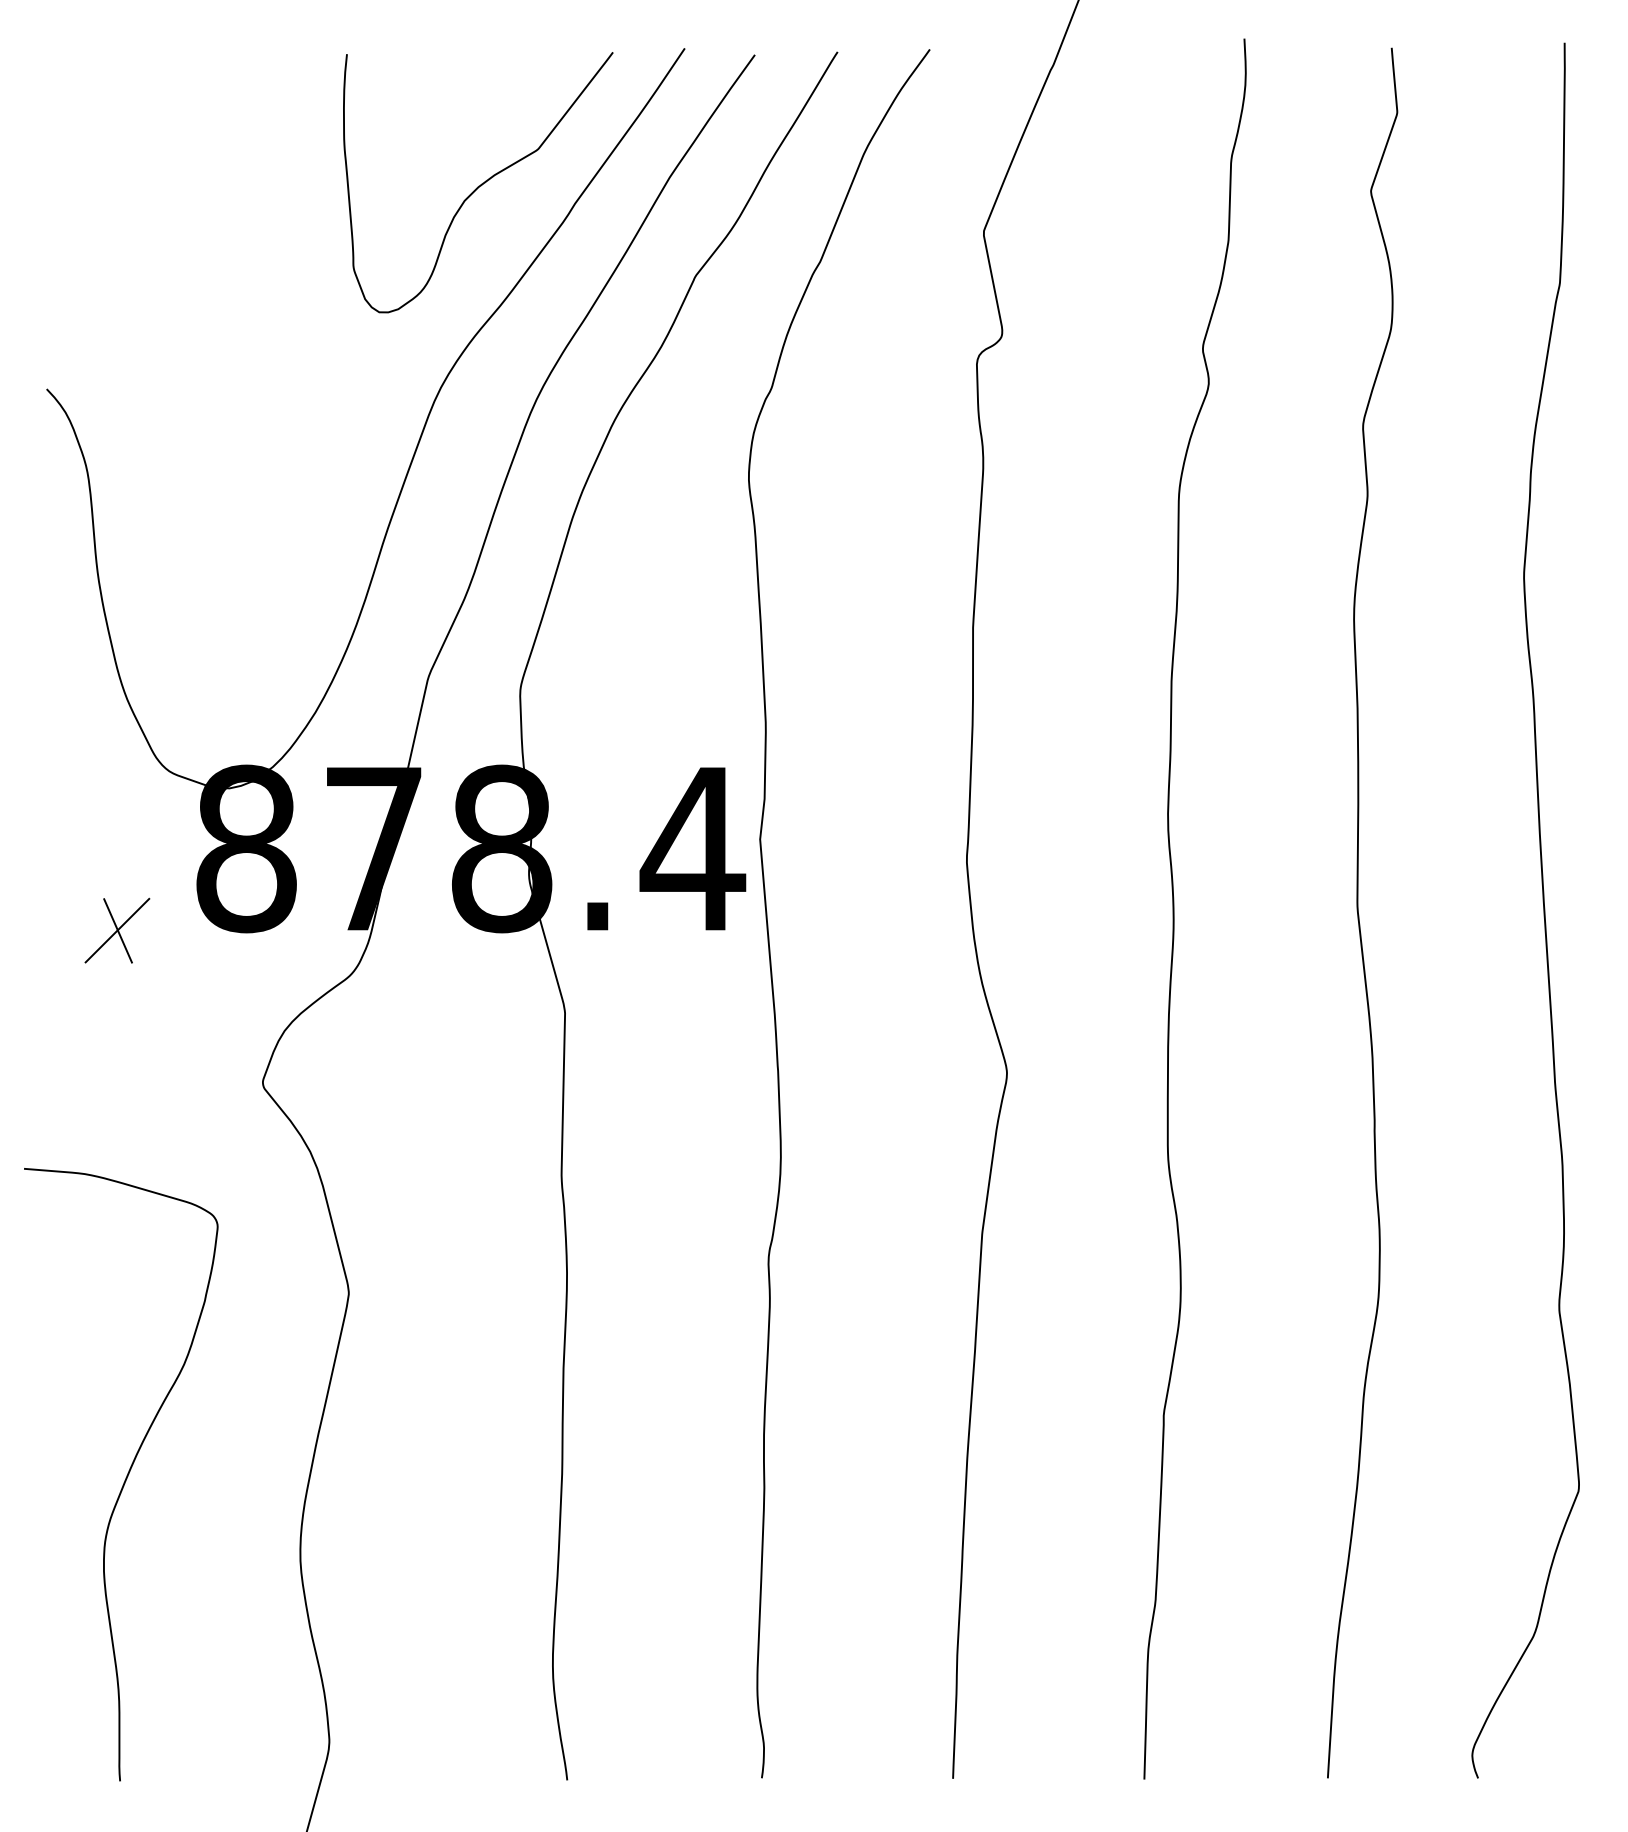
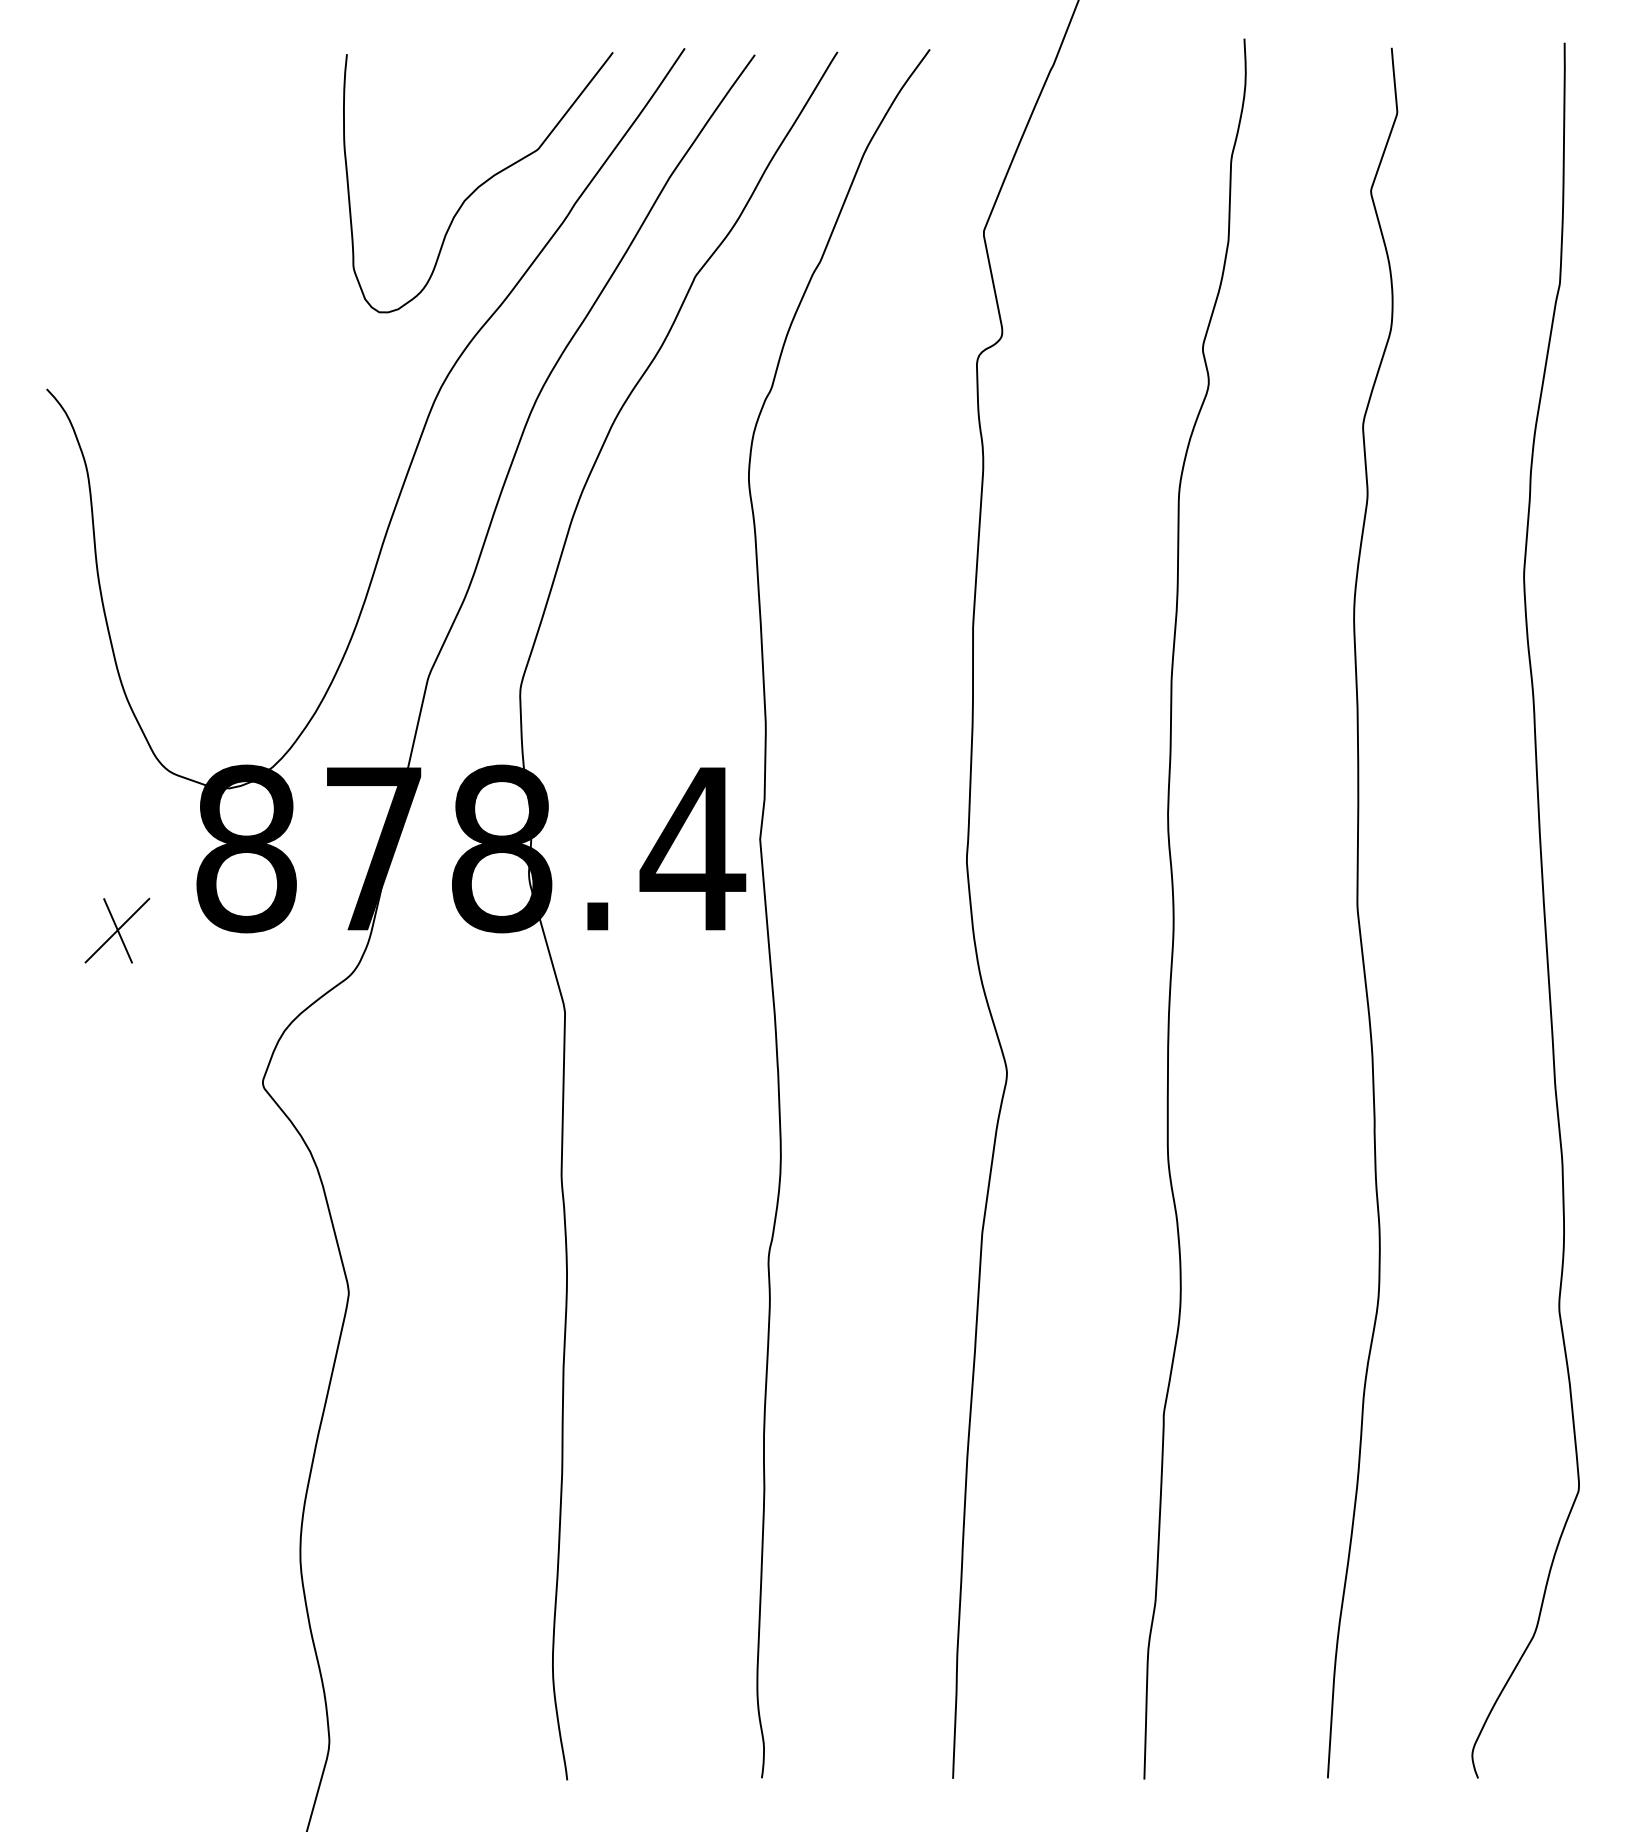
curve: present -> none (125, 1477)
